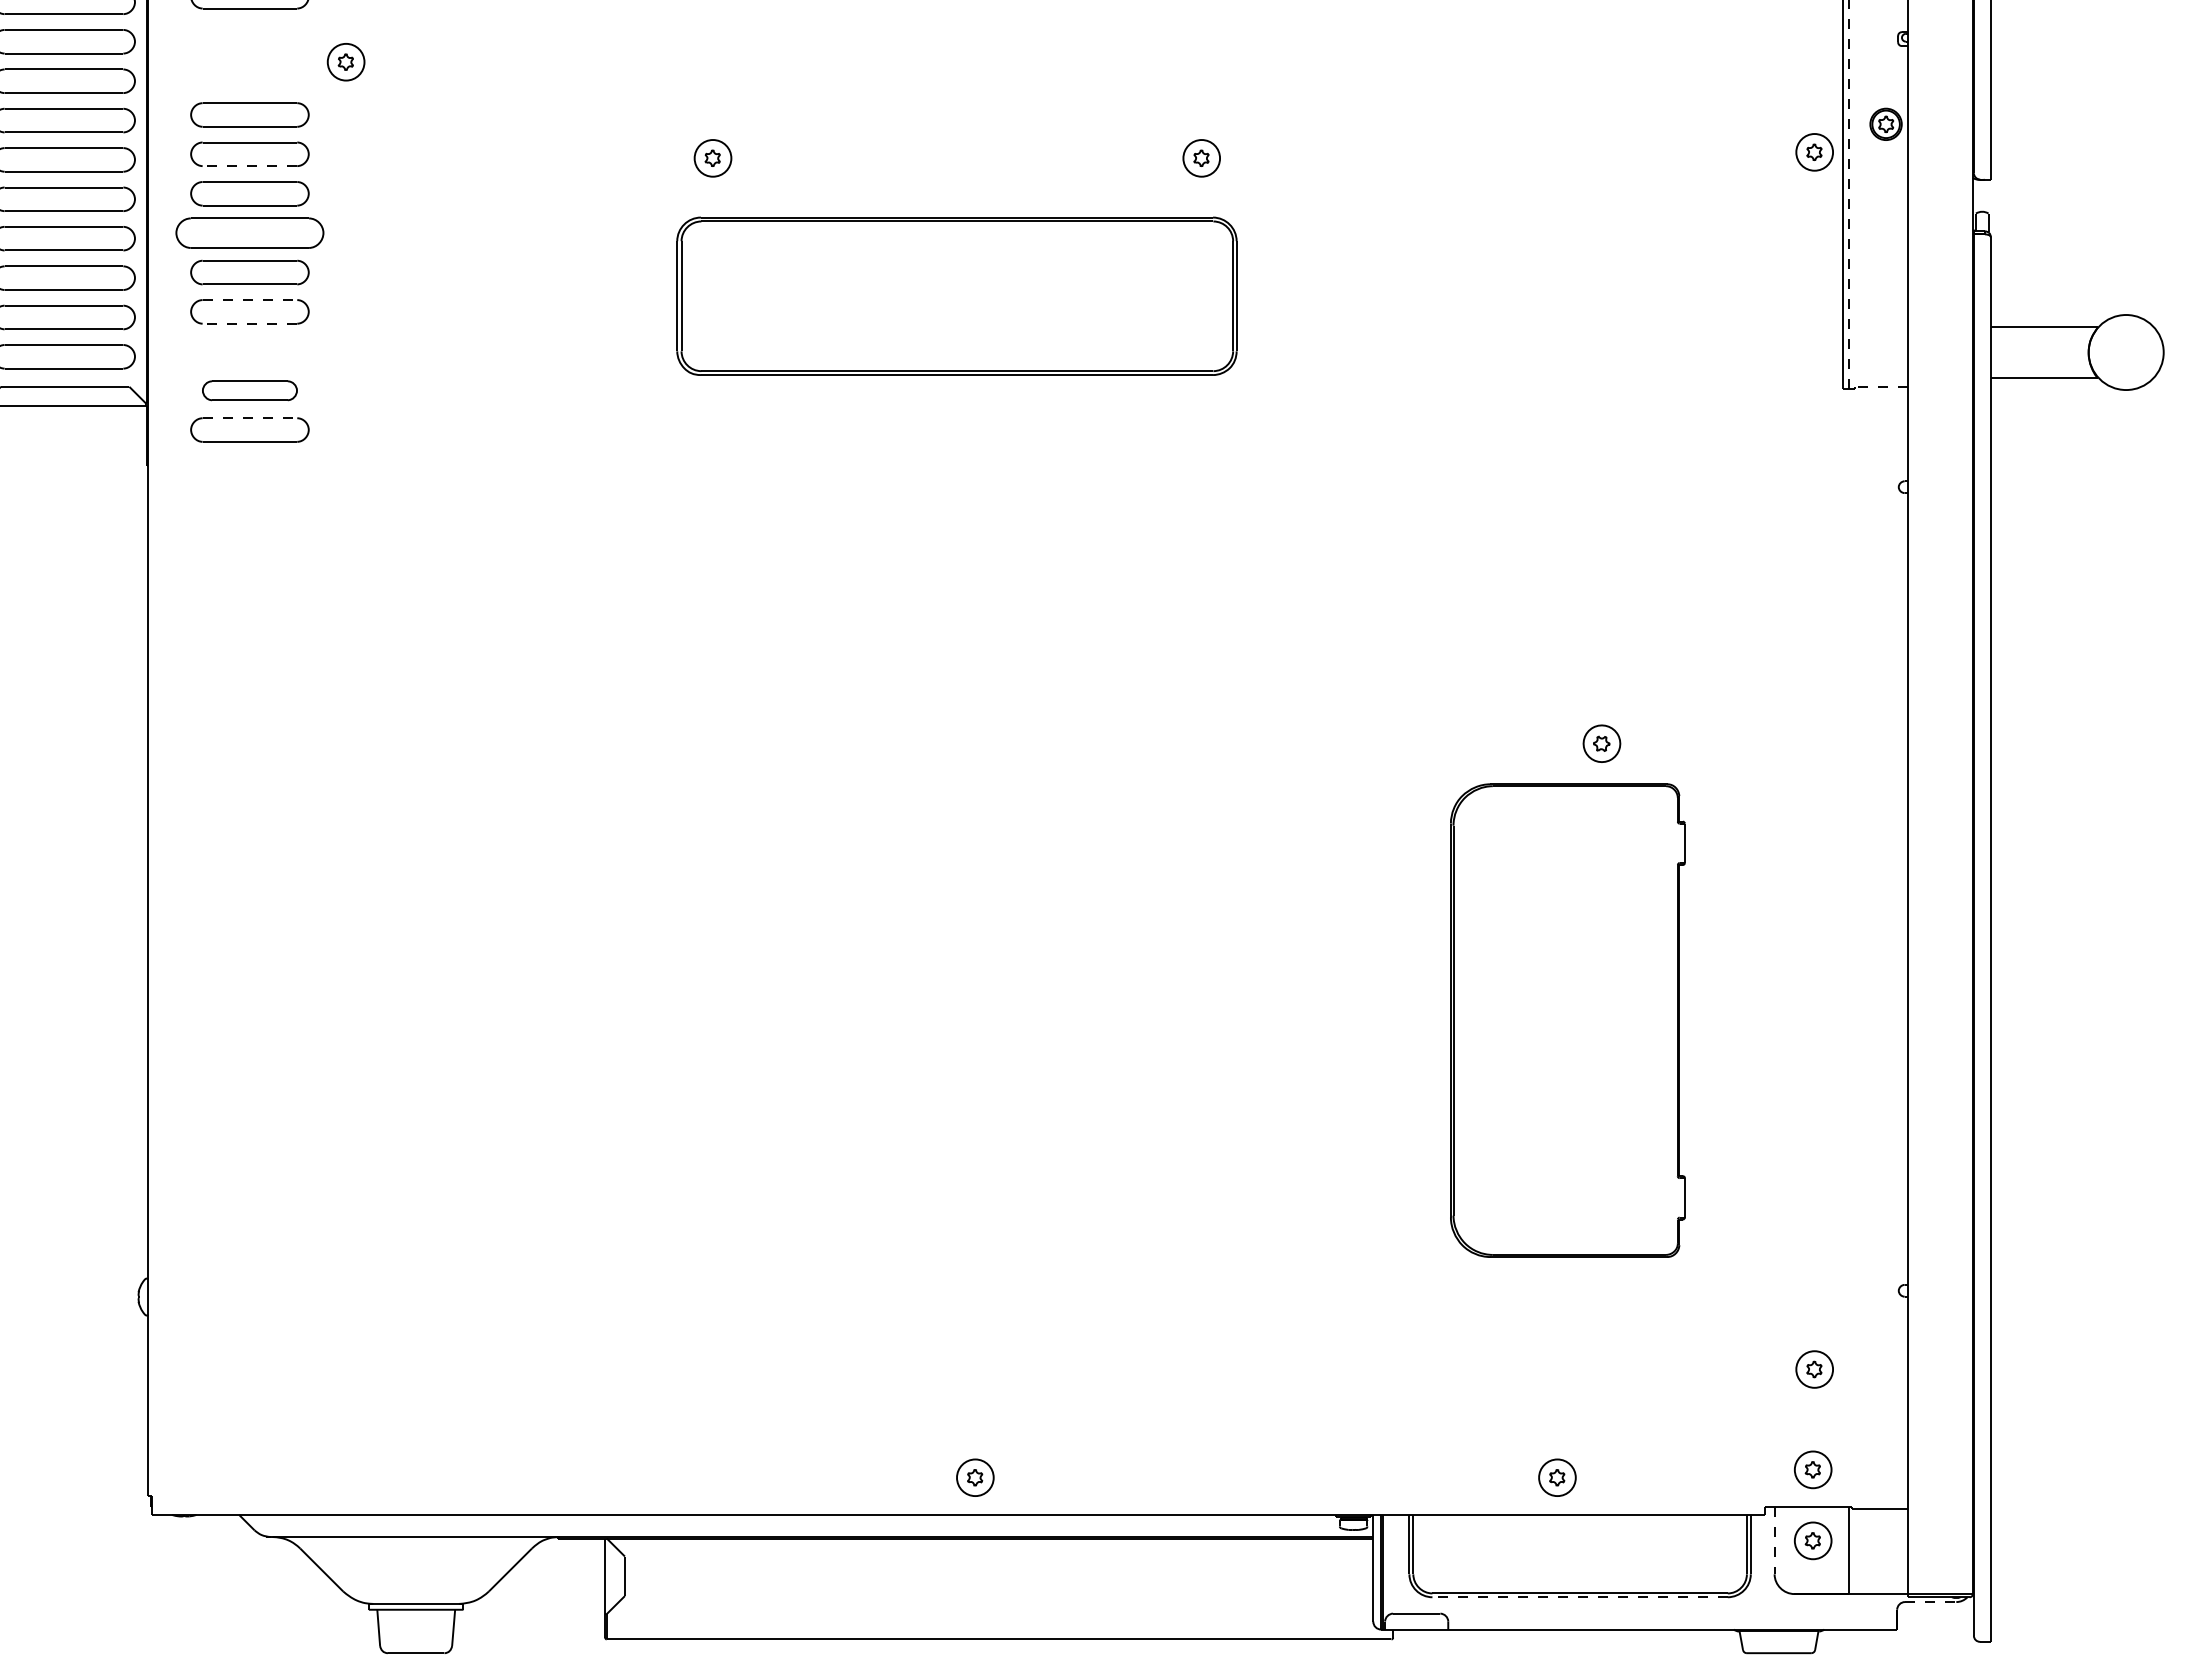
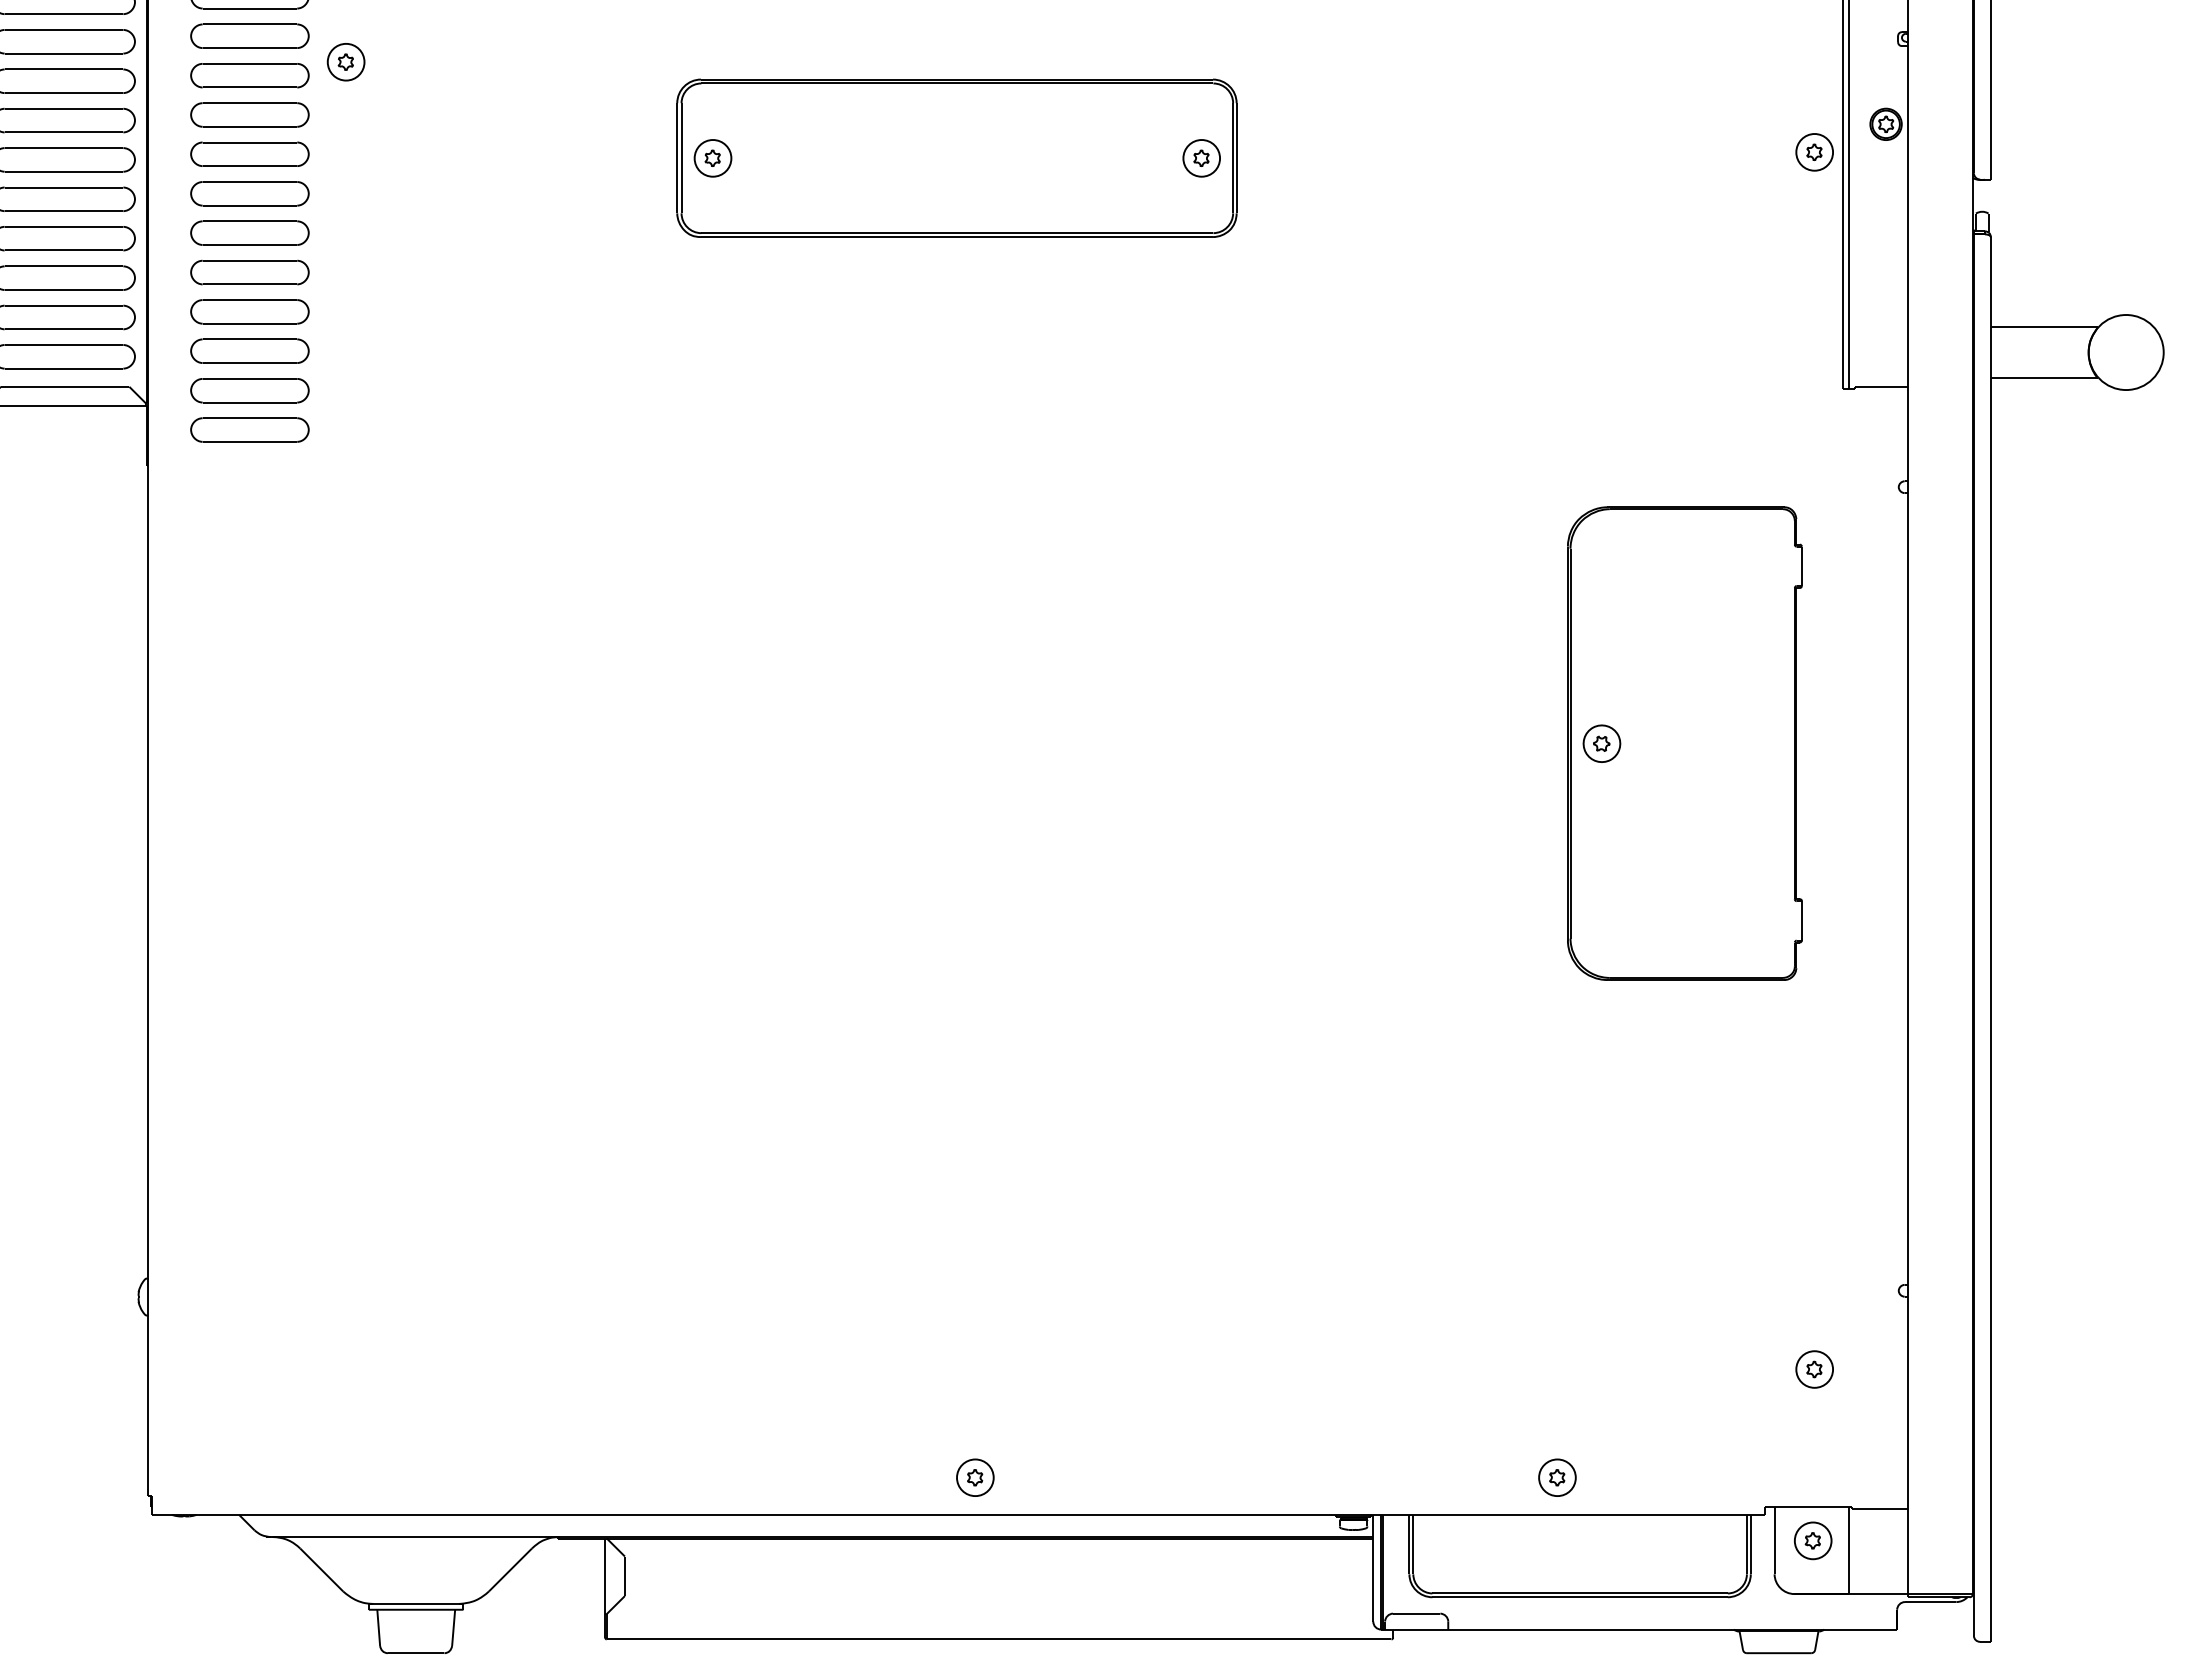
part: none -> present (249, 35)
part: none -> present (249, 75)
line: dashed -> solid (249, 166)
line: dashed -> solid (1849, 193)
part size: 150x32 px -> 120x26 px (249, 232)
part position: (956, 295) -> (956, 157) (956, 157)
line: dashed -> solid (250, 300)
line: dashed -> solid (249, 323)
part: none -> present (249, 350)
line: dashed -> solid (1881, 386)
part size: 96x22 px -> 120x26 px (249, 390)
line: dashed -> solid (250, 418)
part position: (1567, 1020) -> (1684, 743) (1684, 743)
part: present -> none (1813, 1469)
line: dashed -> solid (1774, 1540)
line: dashed -> solid (1580, 1597)
line: dashed -> solid (1930, 1602)
